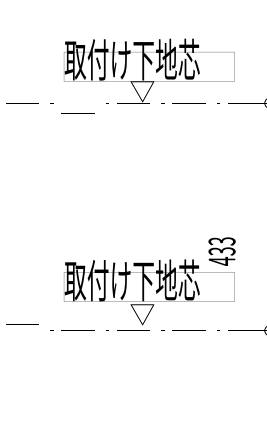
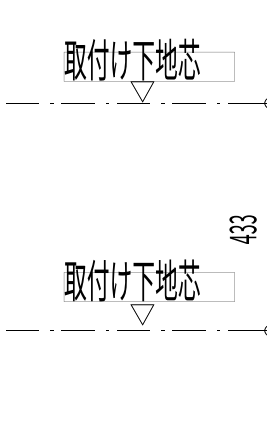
line position: (77, 113) -> (77, 103) (77, 103)
text position: (221, 251) -> (242, 229) (242, 229)
line position: (22, 324) -> (22, 330) (22, 330)
